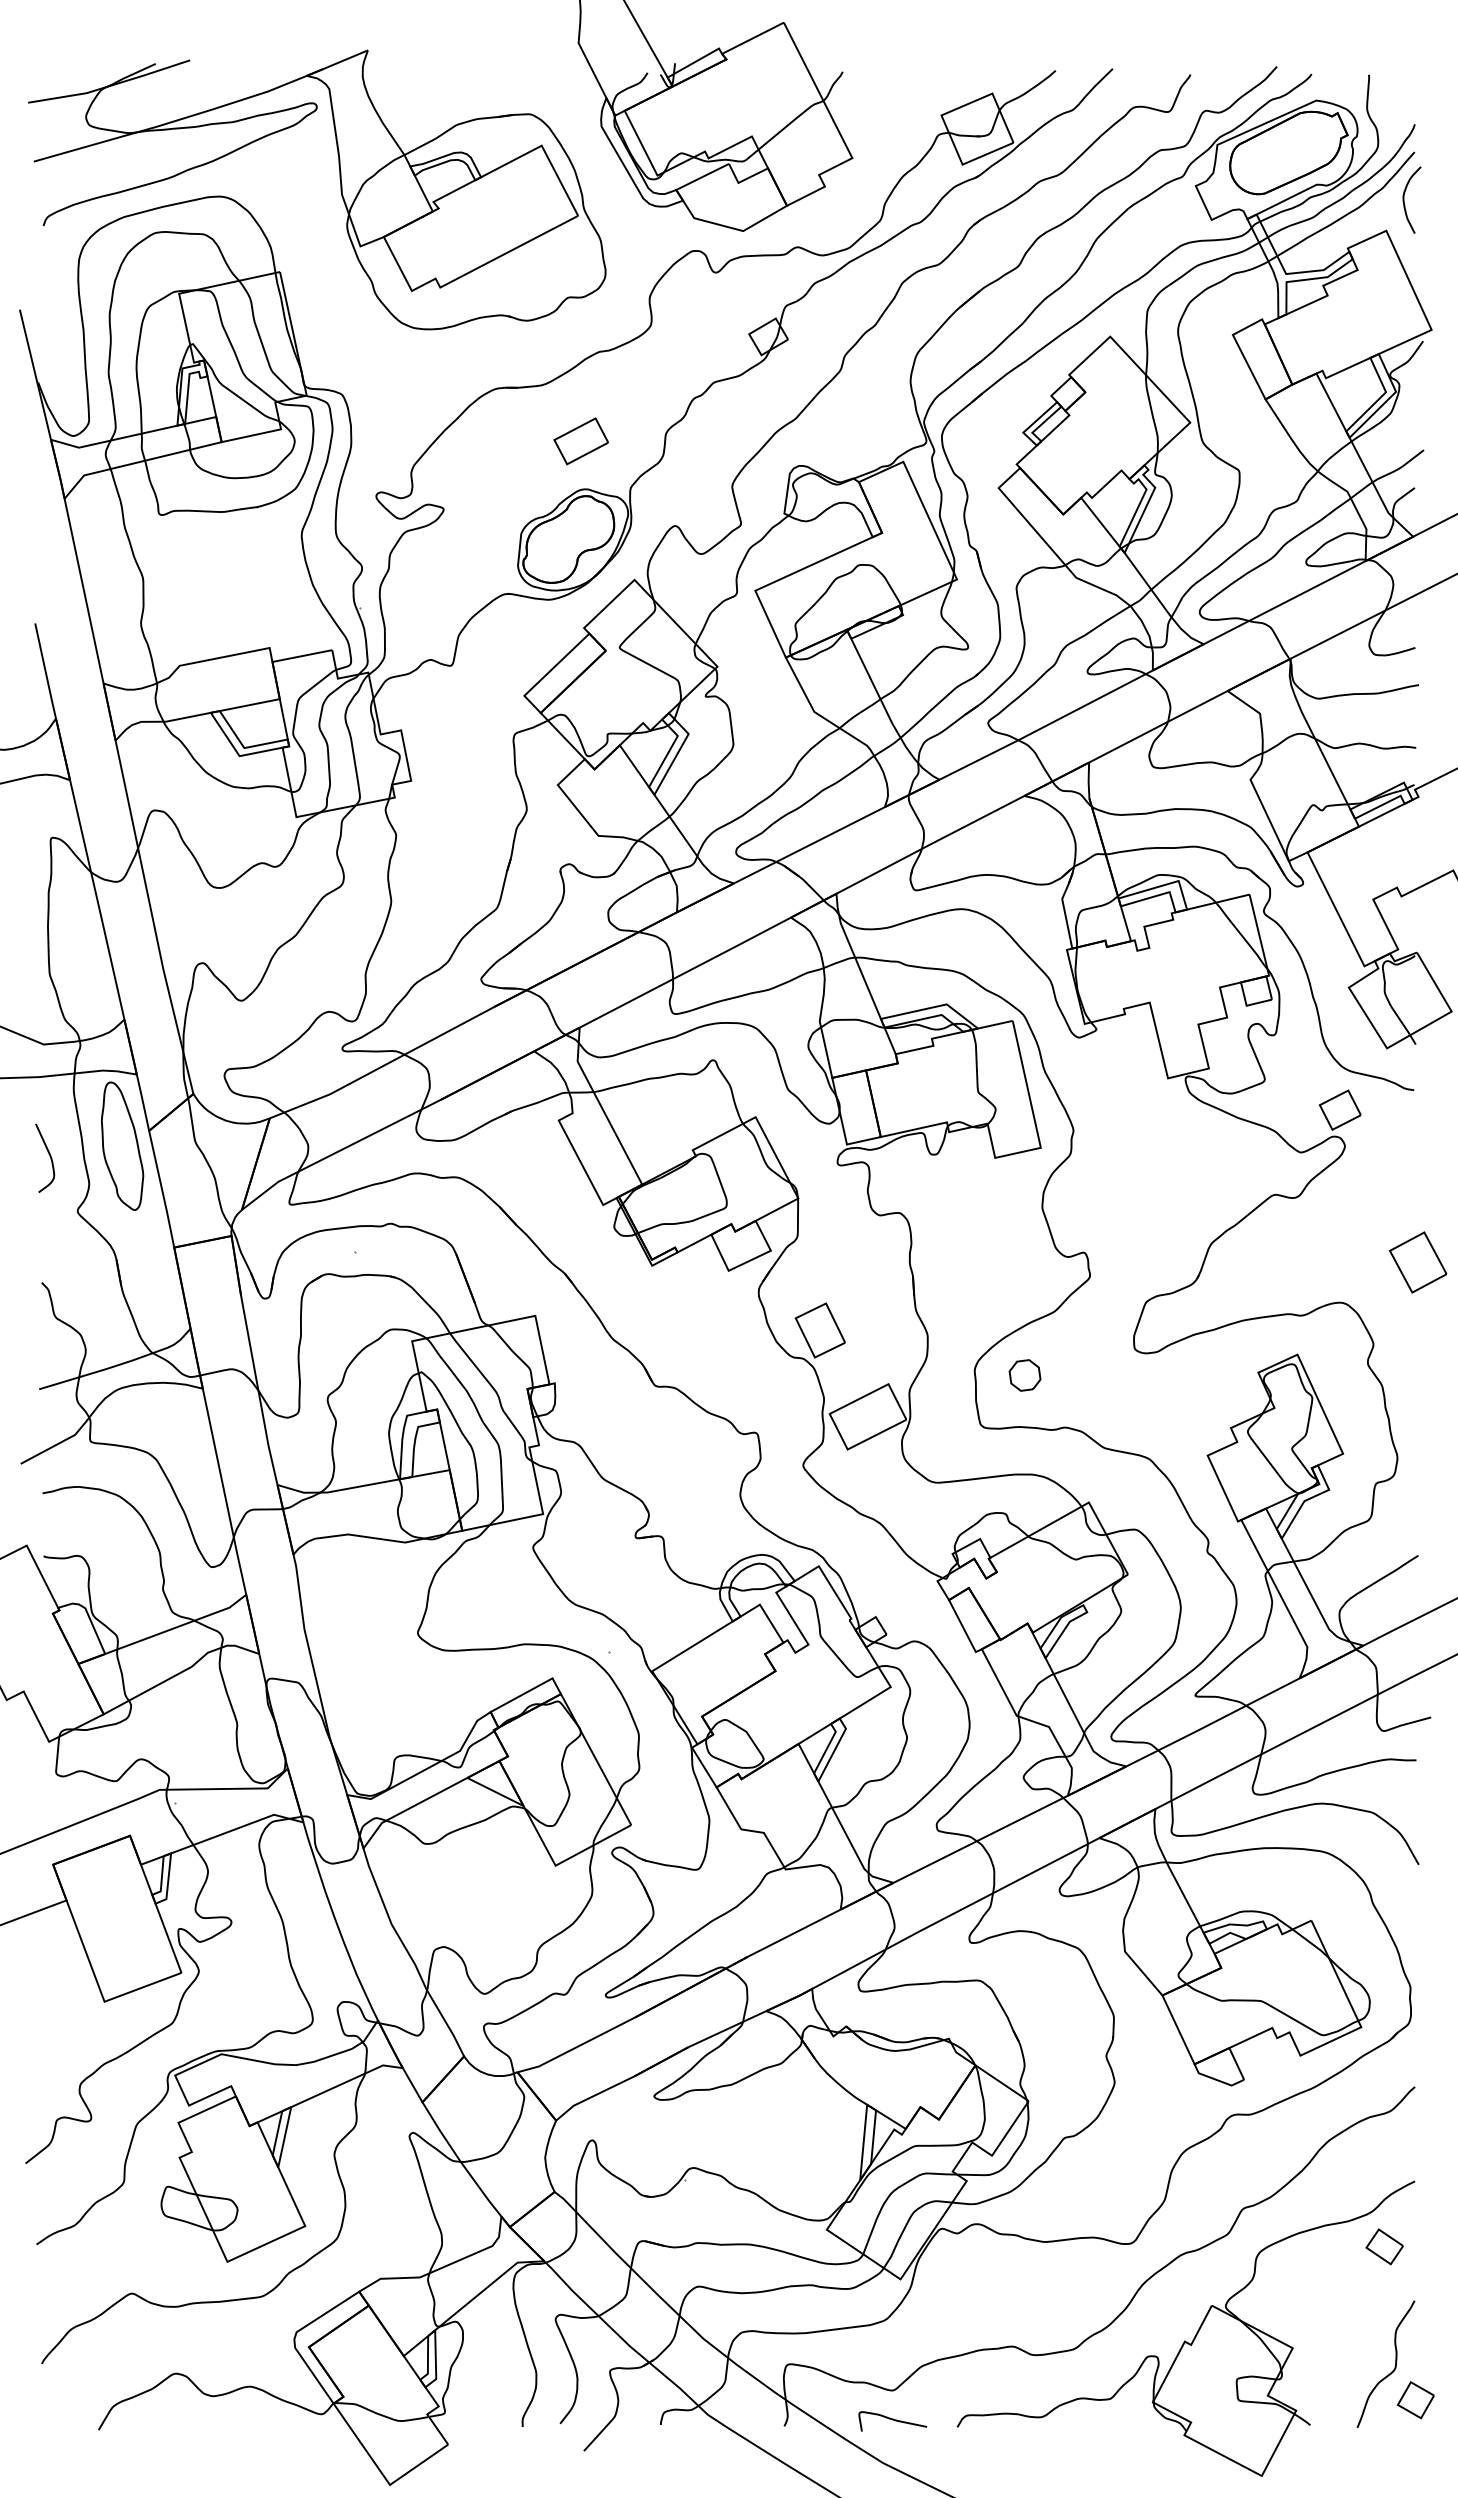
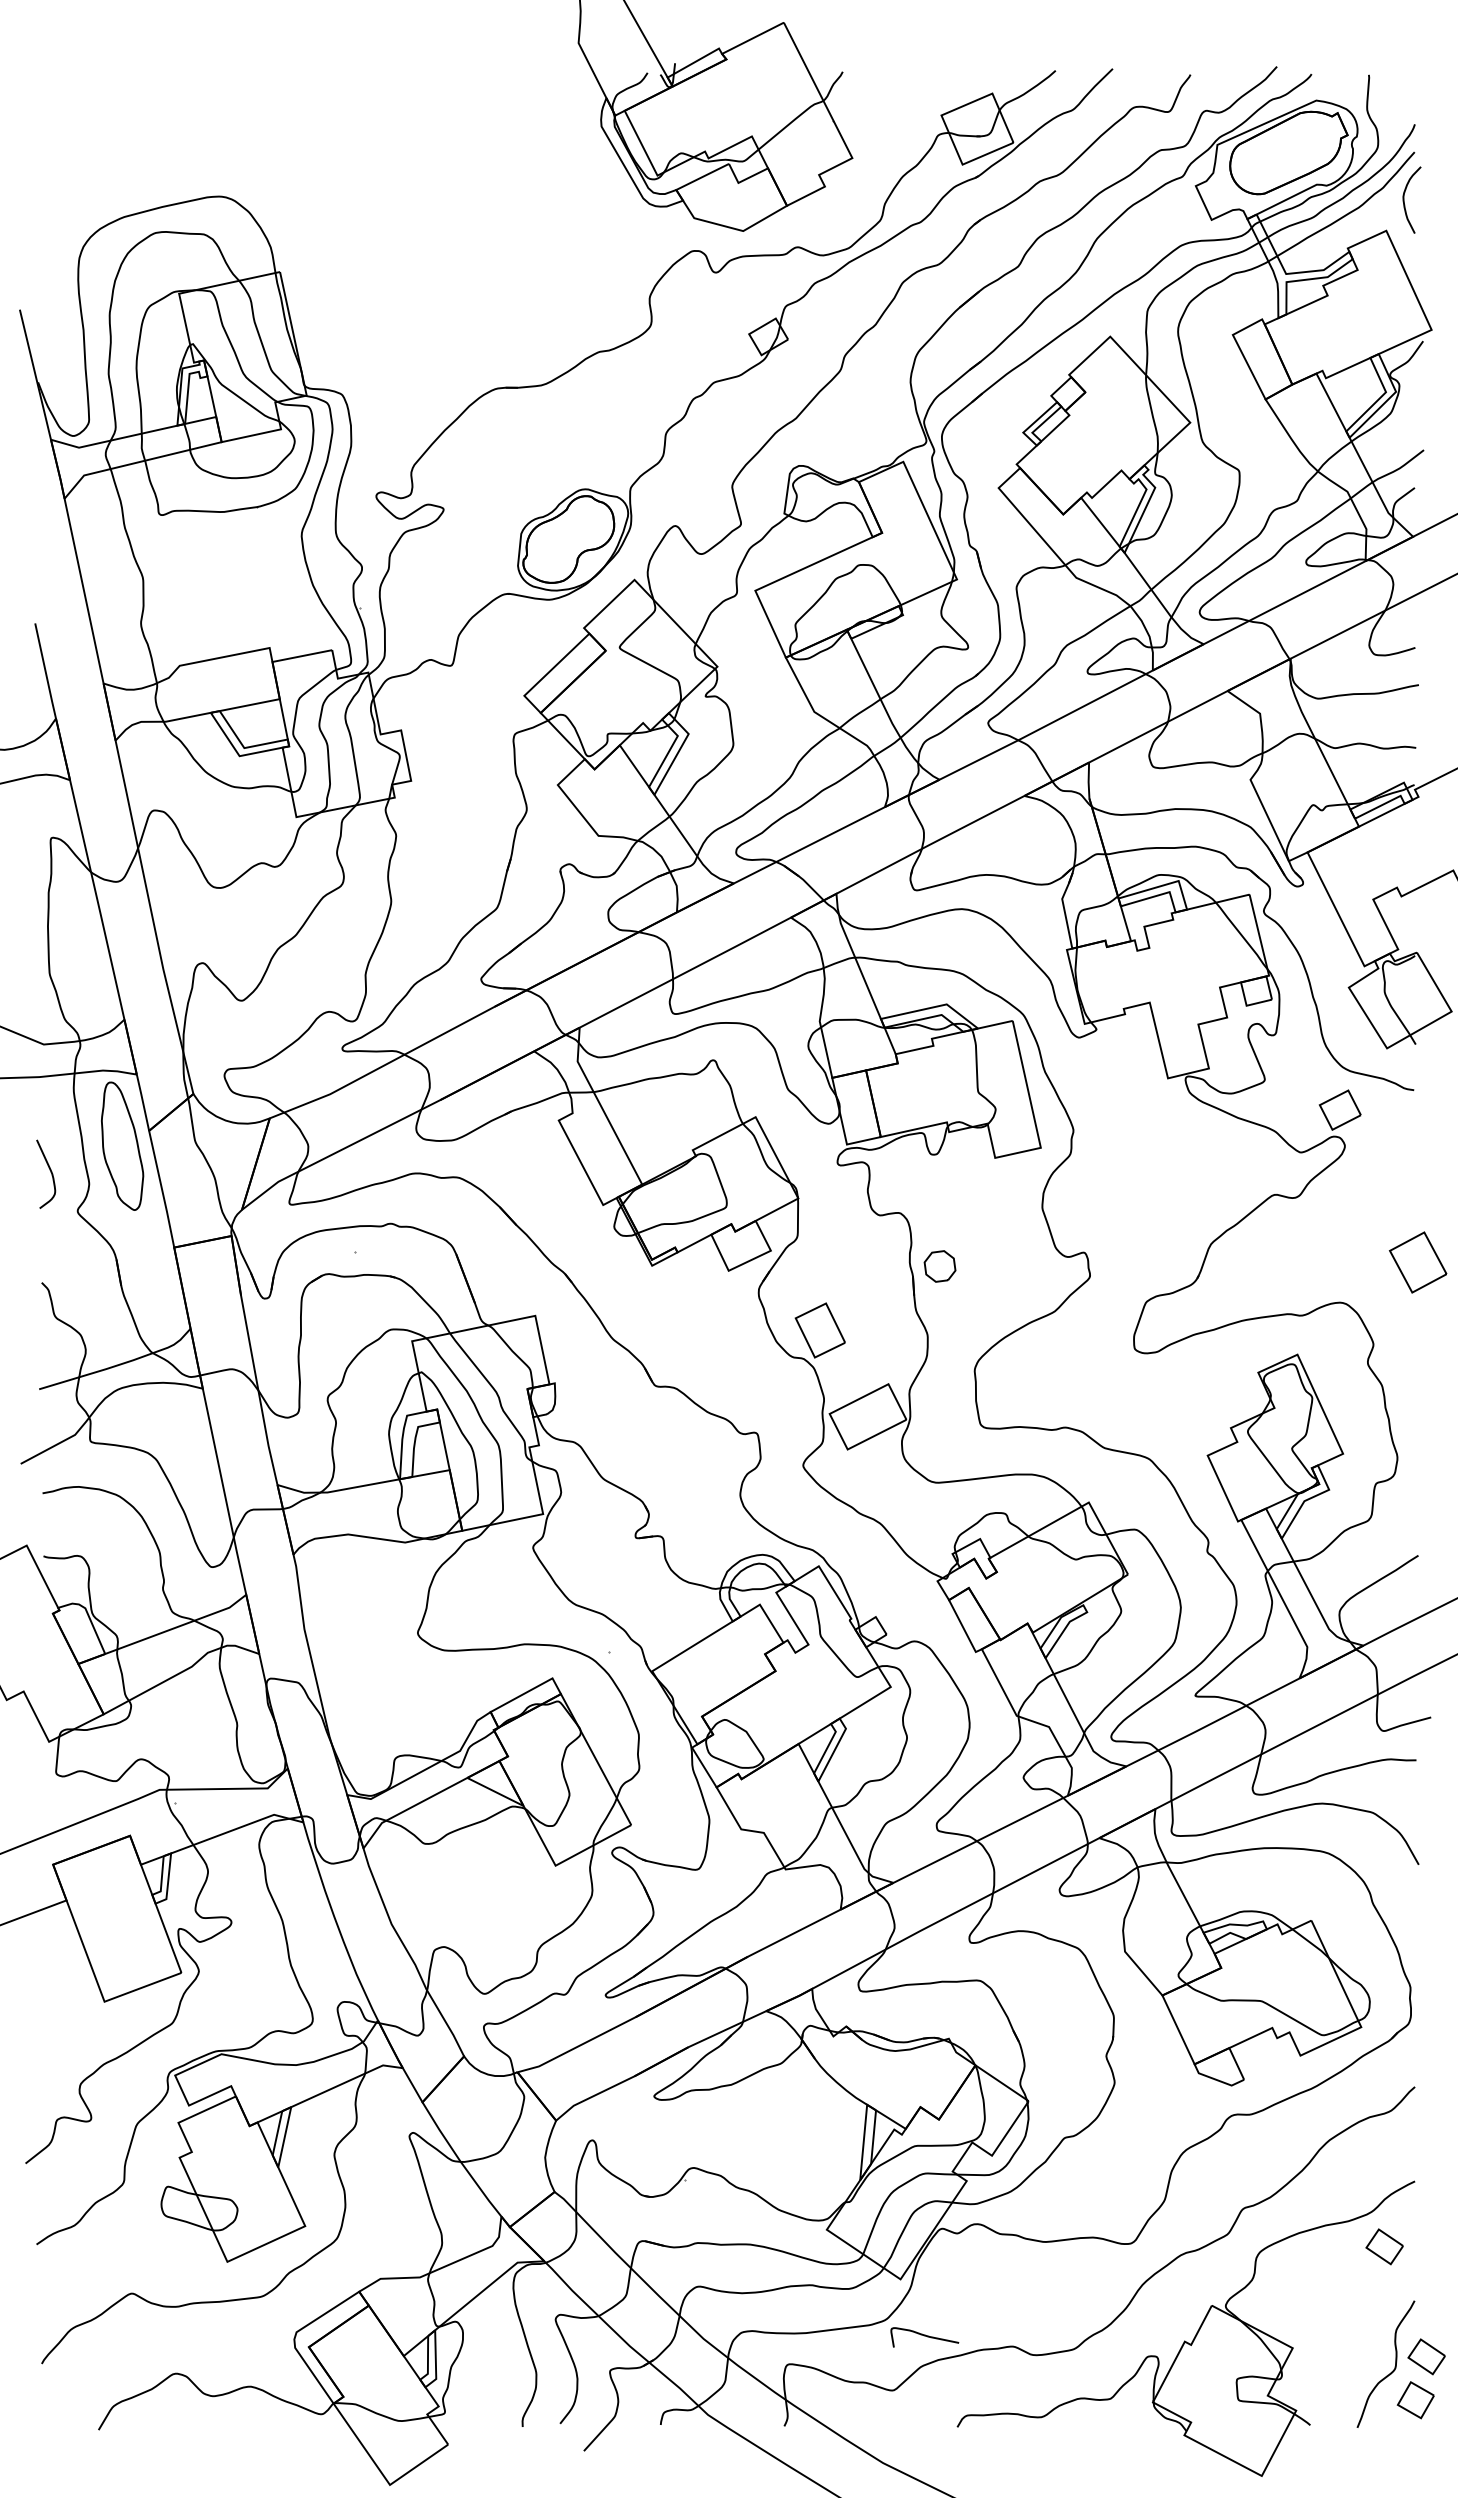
part: present -> none (340, 189)
part: present -> none (580, 441)
curve position: (49, 1156) -> (50, 1172) (50, 1172)
part position: (1024, 1375) -> (939, 1266) (939, 1266)
part: none -> present (1426, 2356)
curve position: (892, 2420) -> (924, 2336) (924, 2336)
